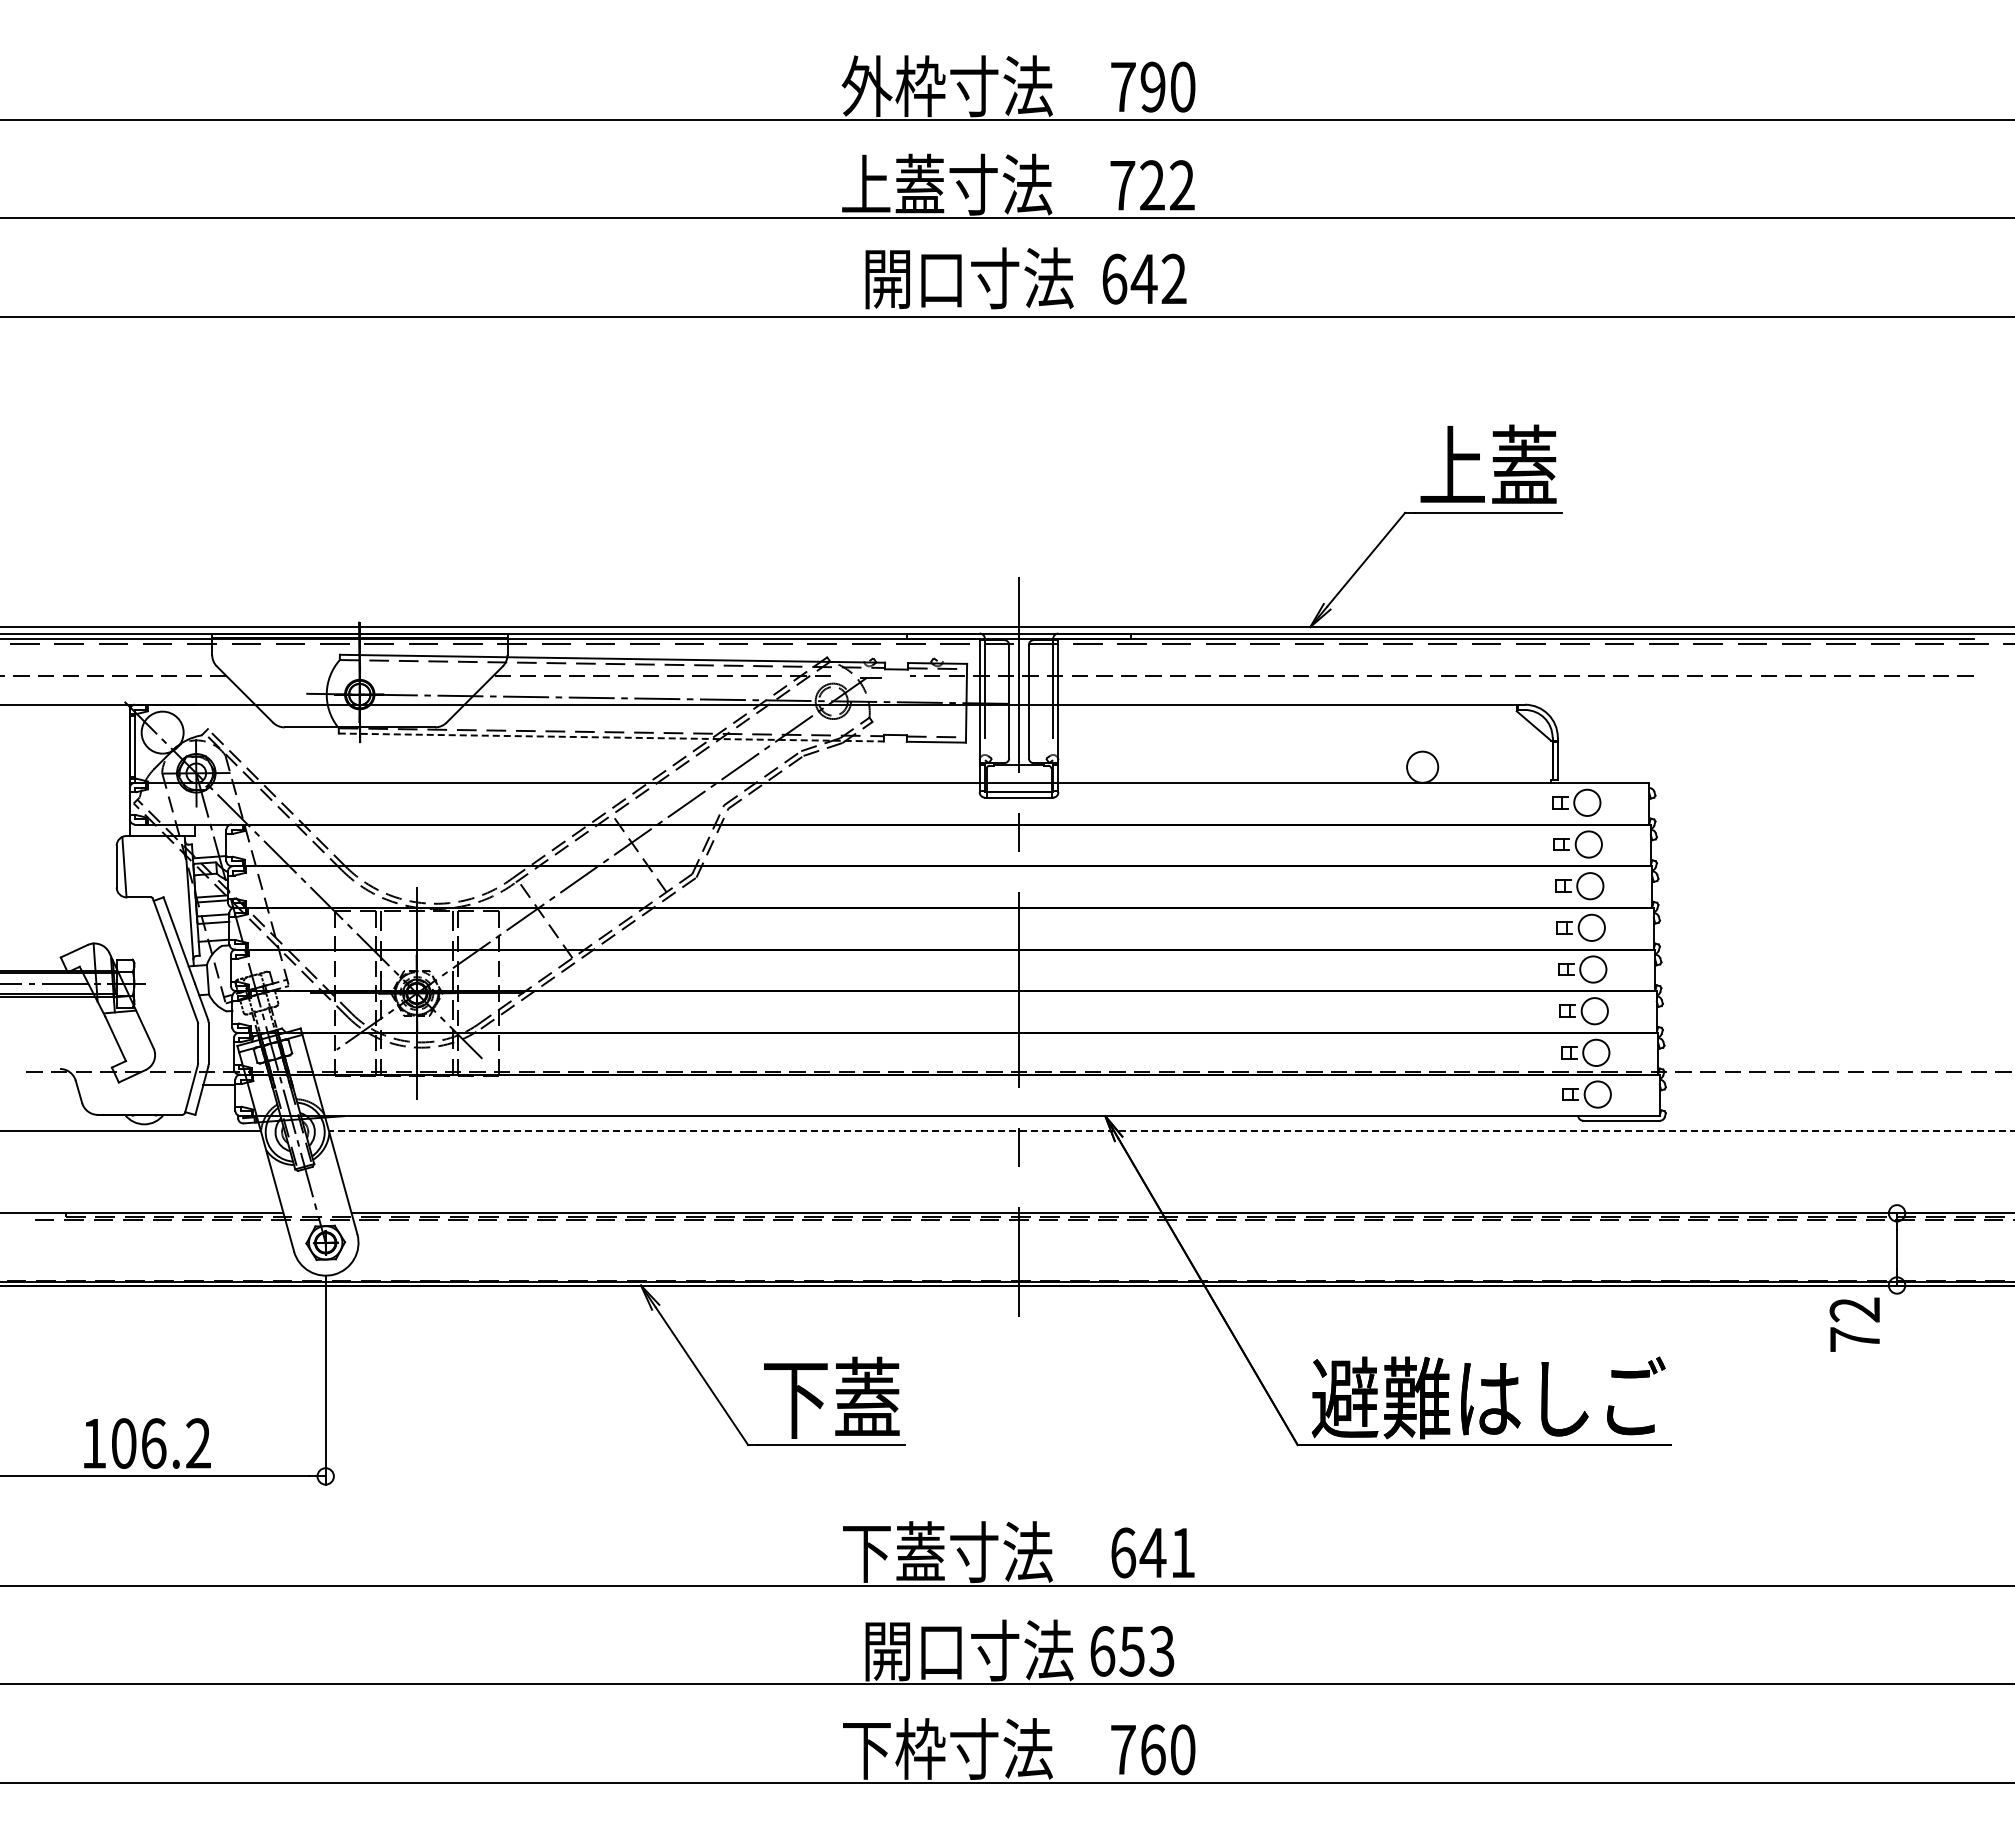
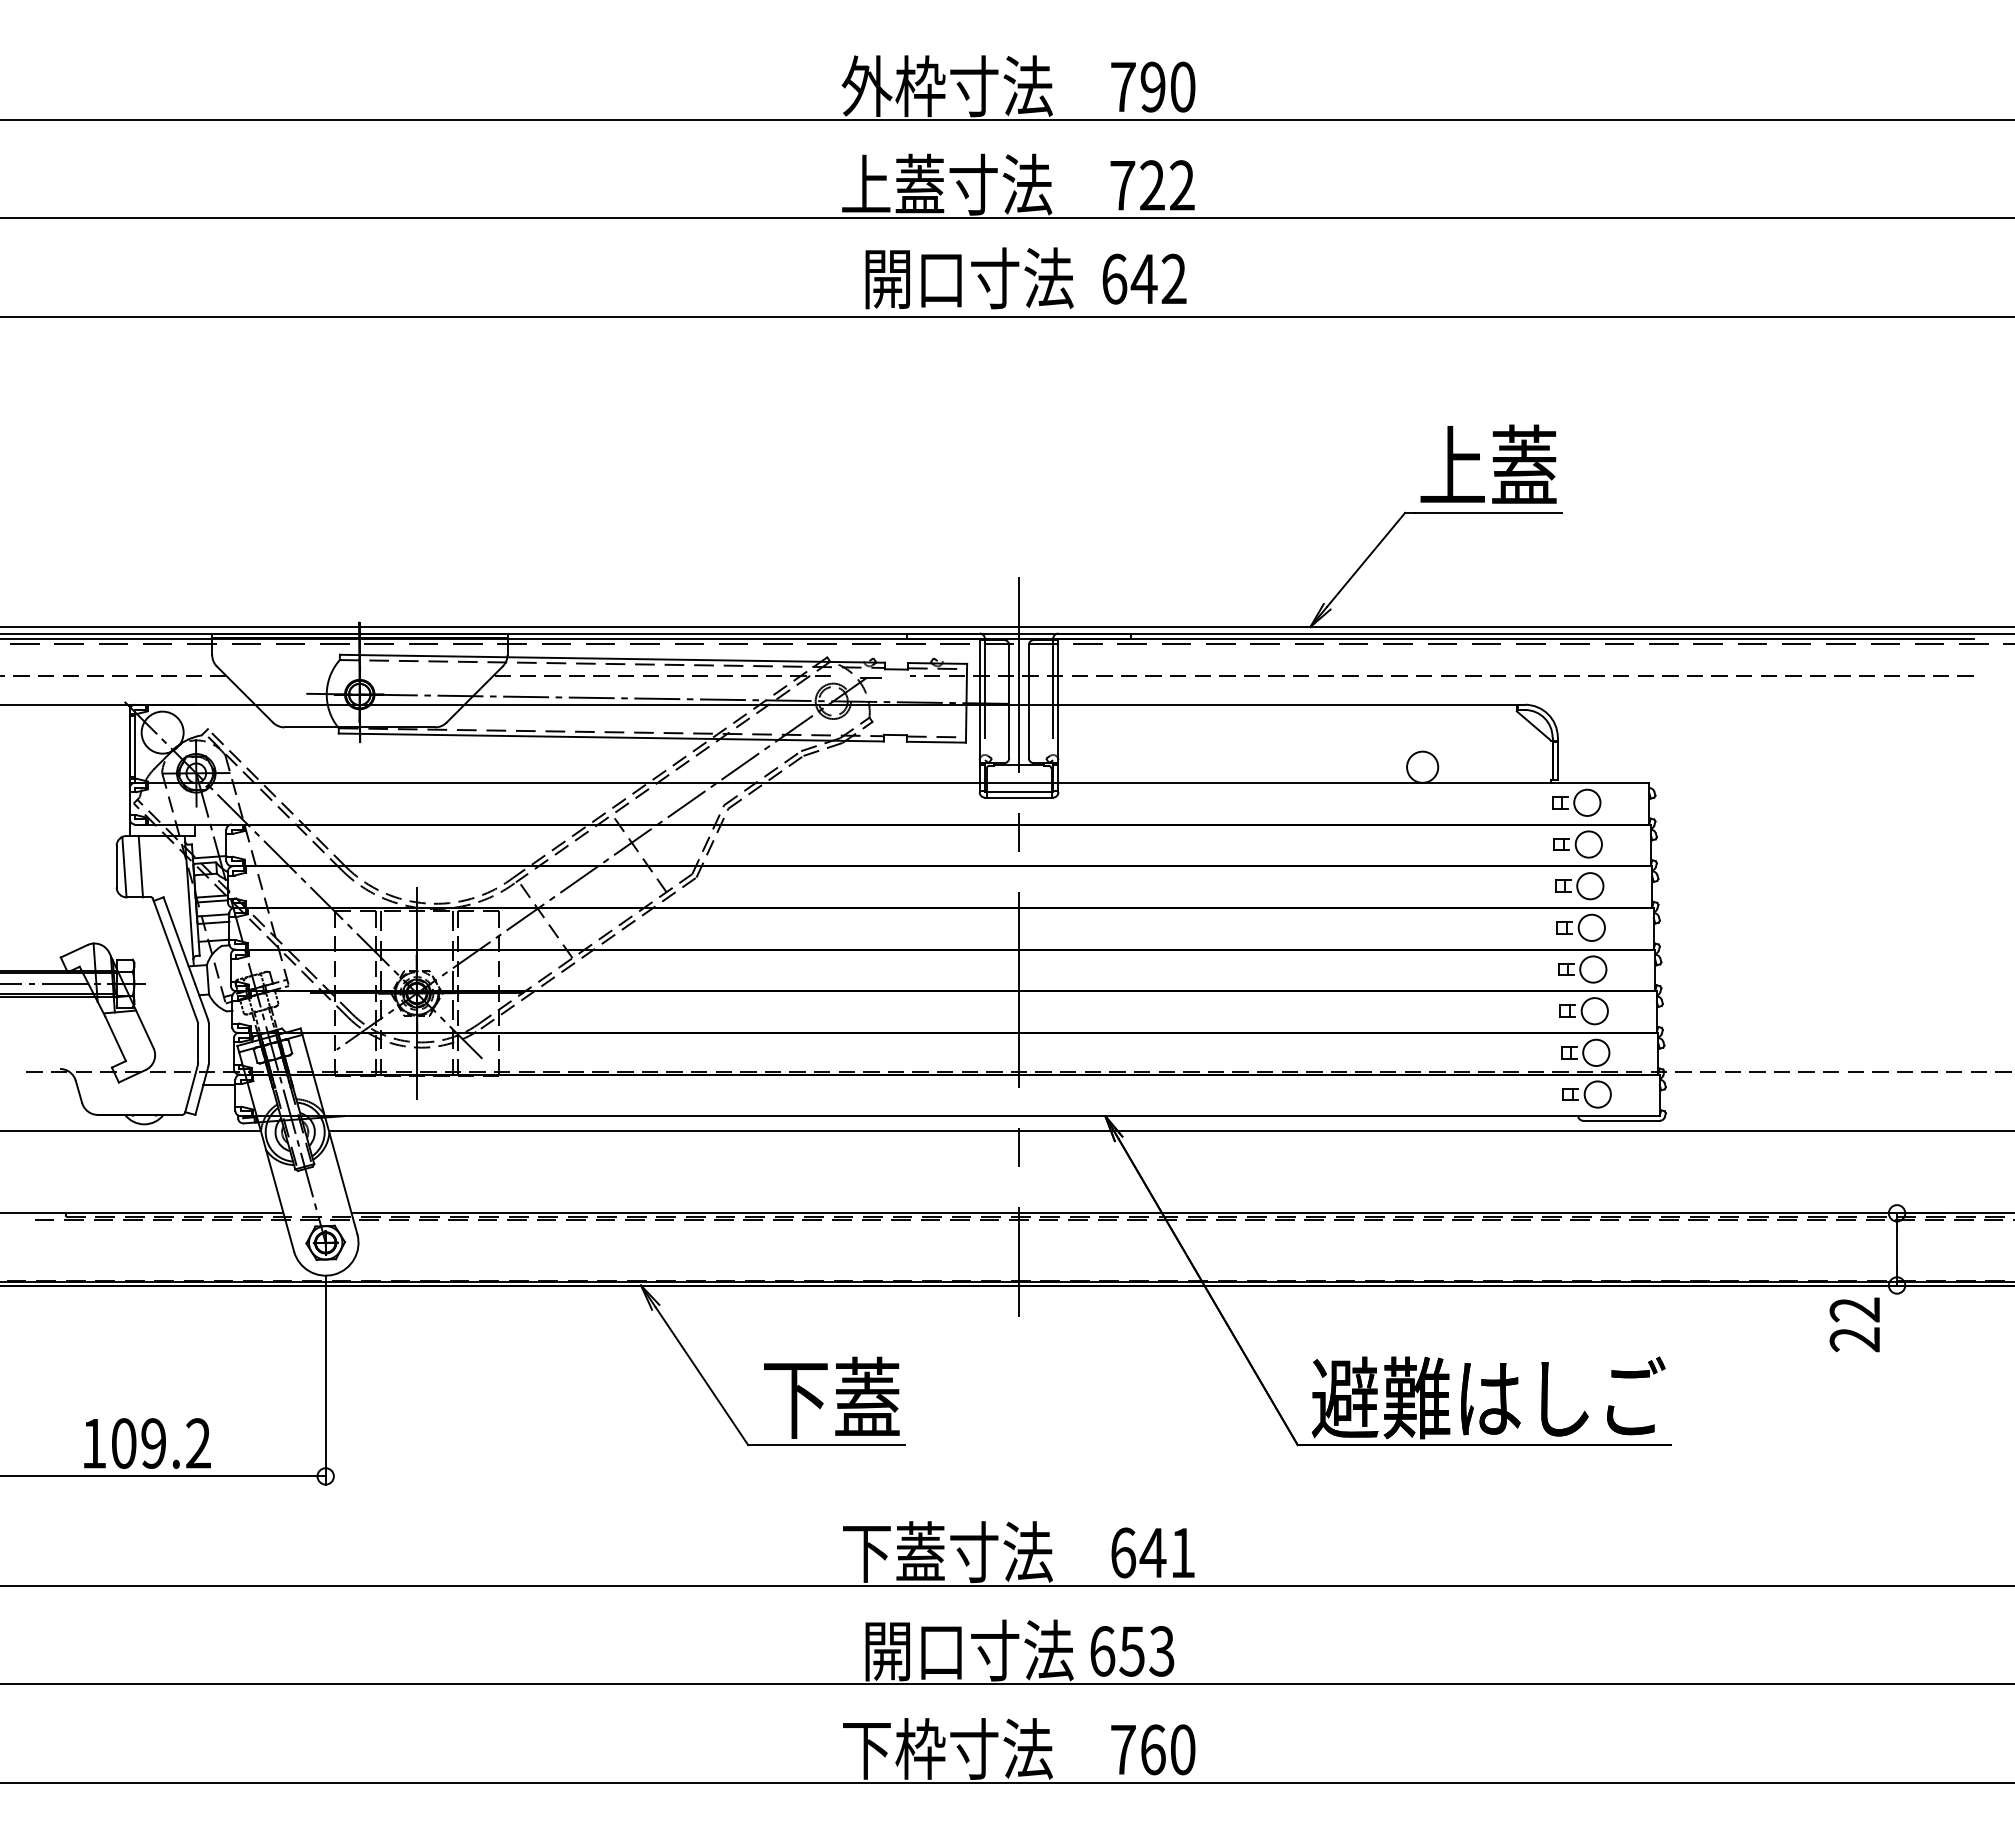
line: dashed -> solid (611, 737)
line: none -> present (140, 866)
line: dashed -> solid (1171, 1131)
text: 72 -> 22 (1854, 1339)
text: 106.2 -> 109.2 (153, 1443)
